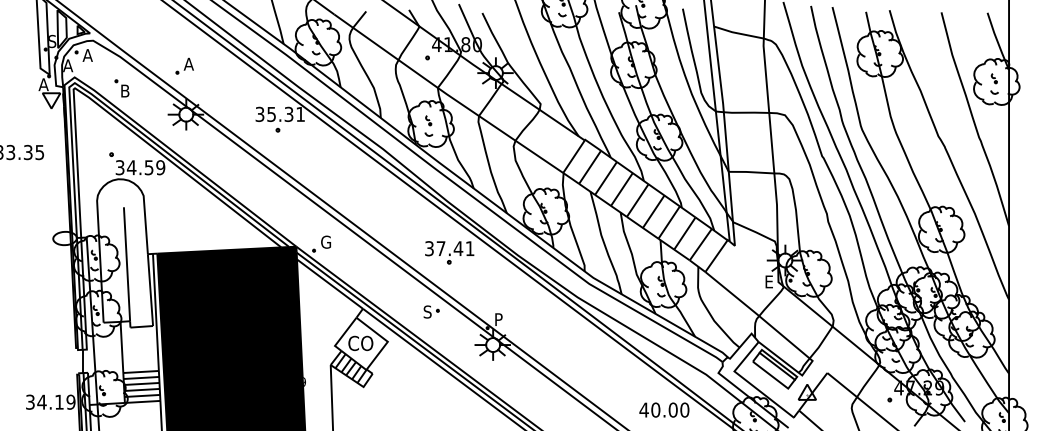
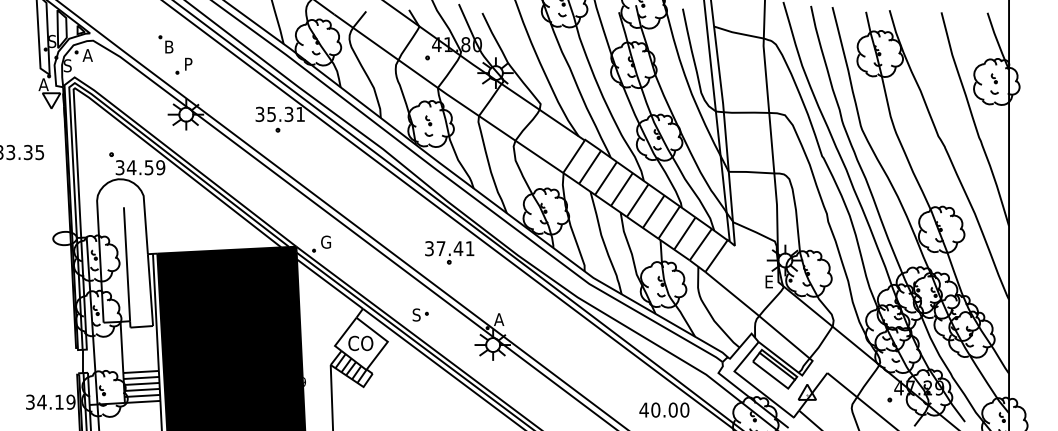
text: A -> P (188, 63)
text: A -> S (68, 65)
part position: (121, 88) -> (165, 44) (165, 44)
part position: (431, 311) -> (420, 314) (420, 314)
text: P -> A (499, 319)
